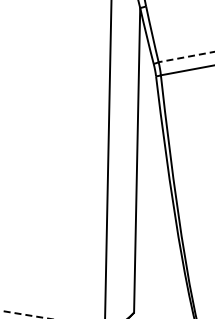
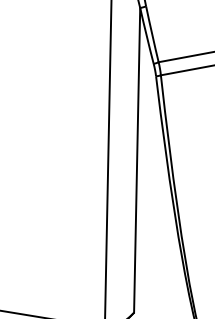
line: dashed -> solid (186, 57)
line: dashed -> solid (26, 314)
